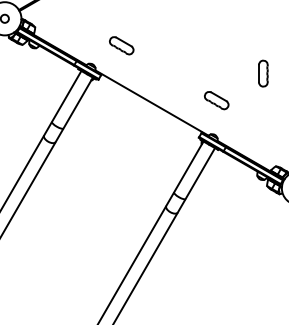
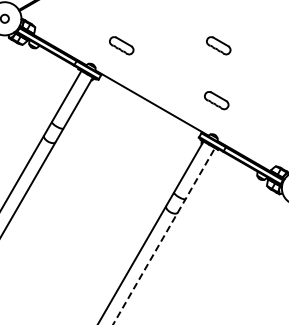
part: none -> present (218, 45)
part: present -> none (263, 73)
line: solid -> dashed (164, 236)
